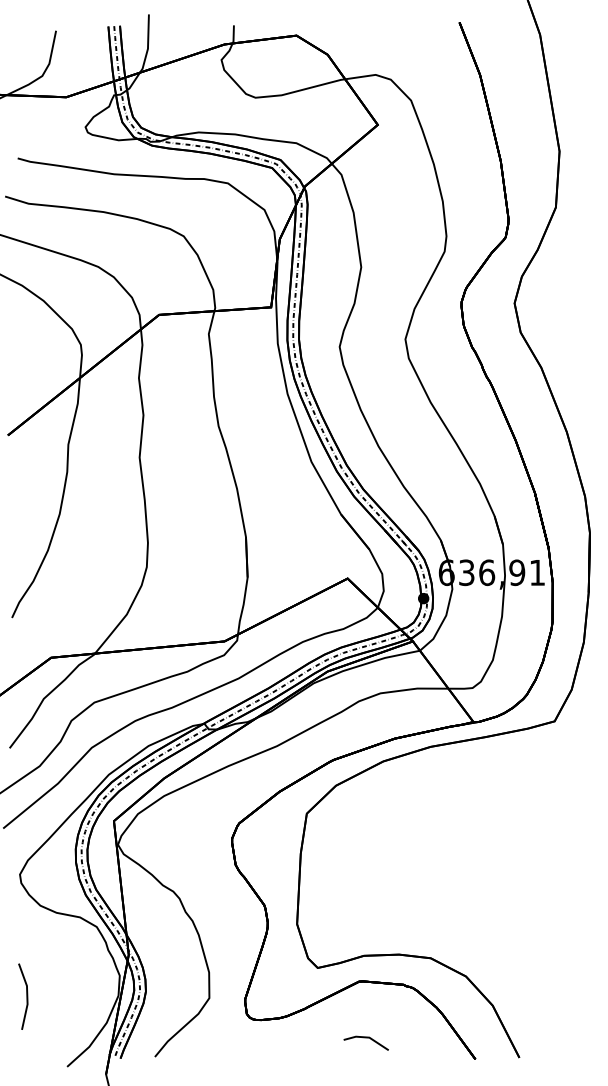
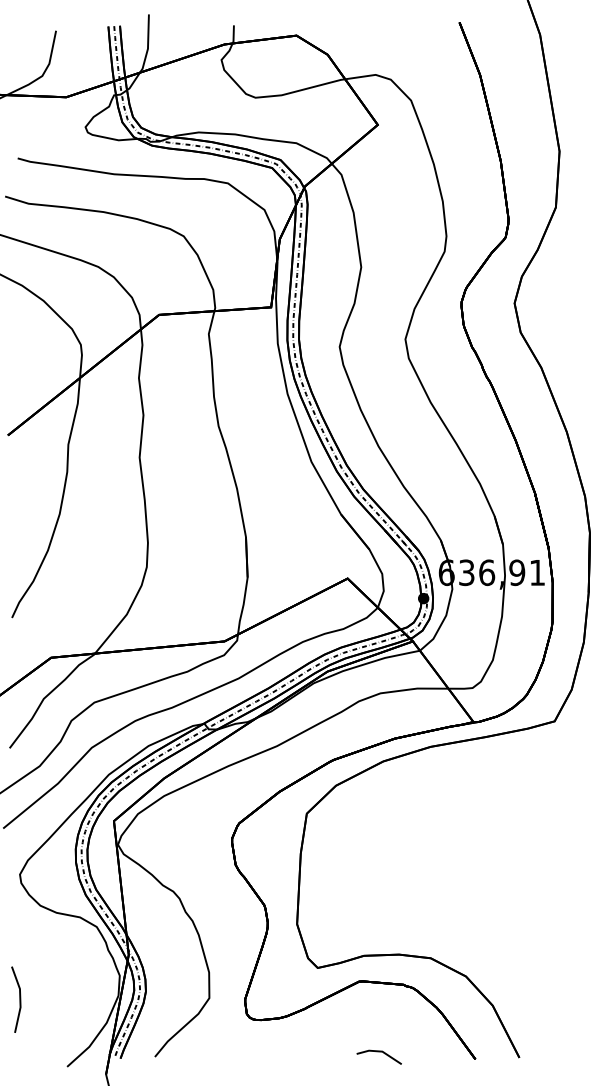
line position: (26, 996) -> (19, 999) (19, 999)
line position: (365, 1038) -> (378, 1052) (378, 1052)
